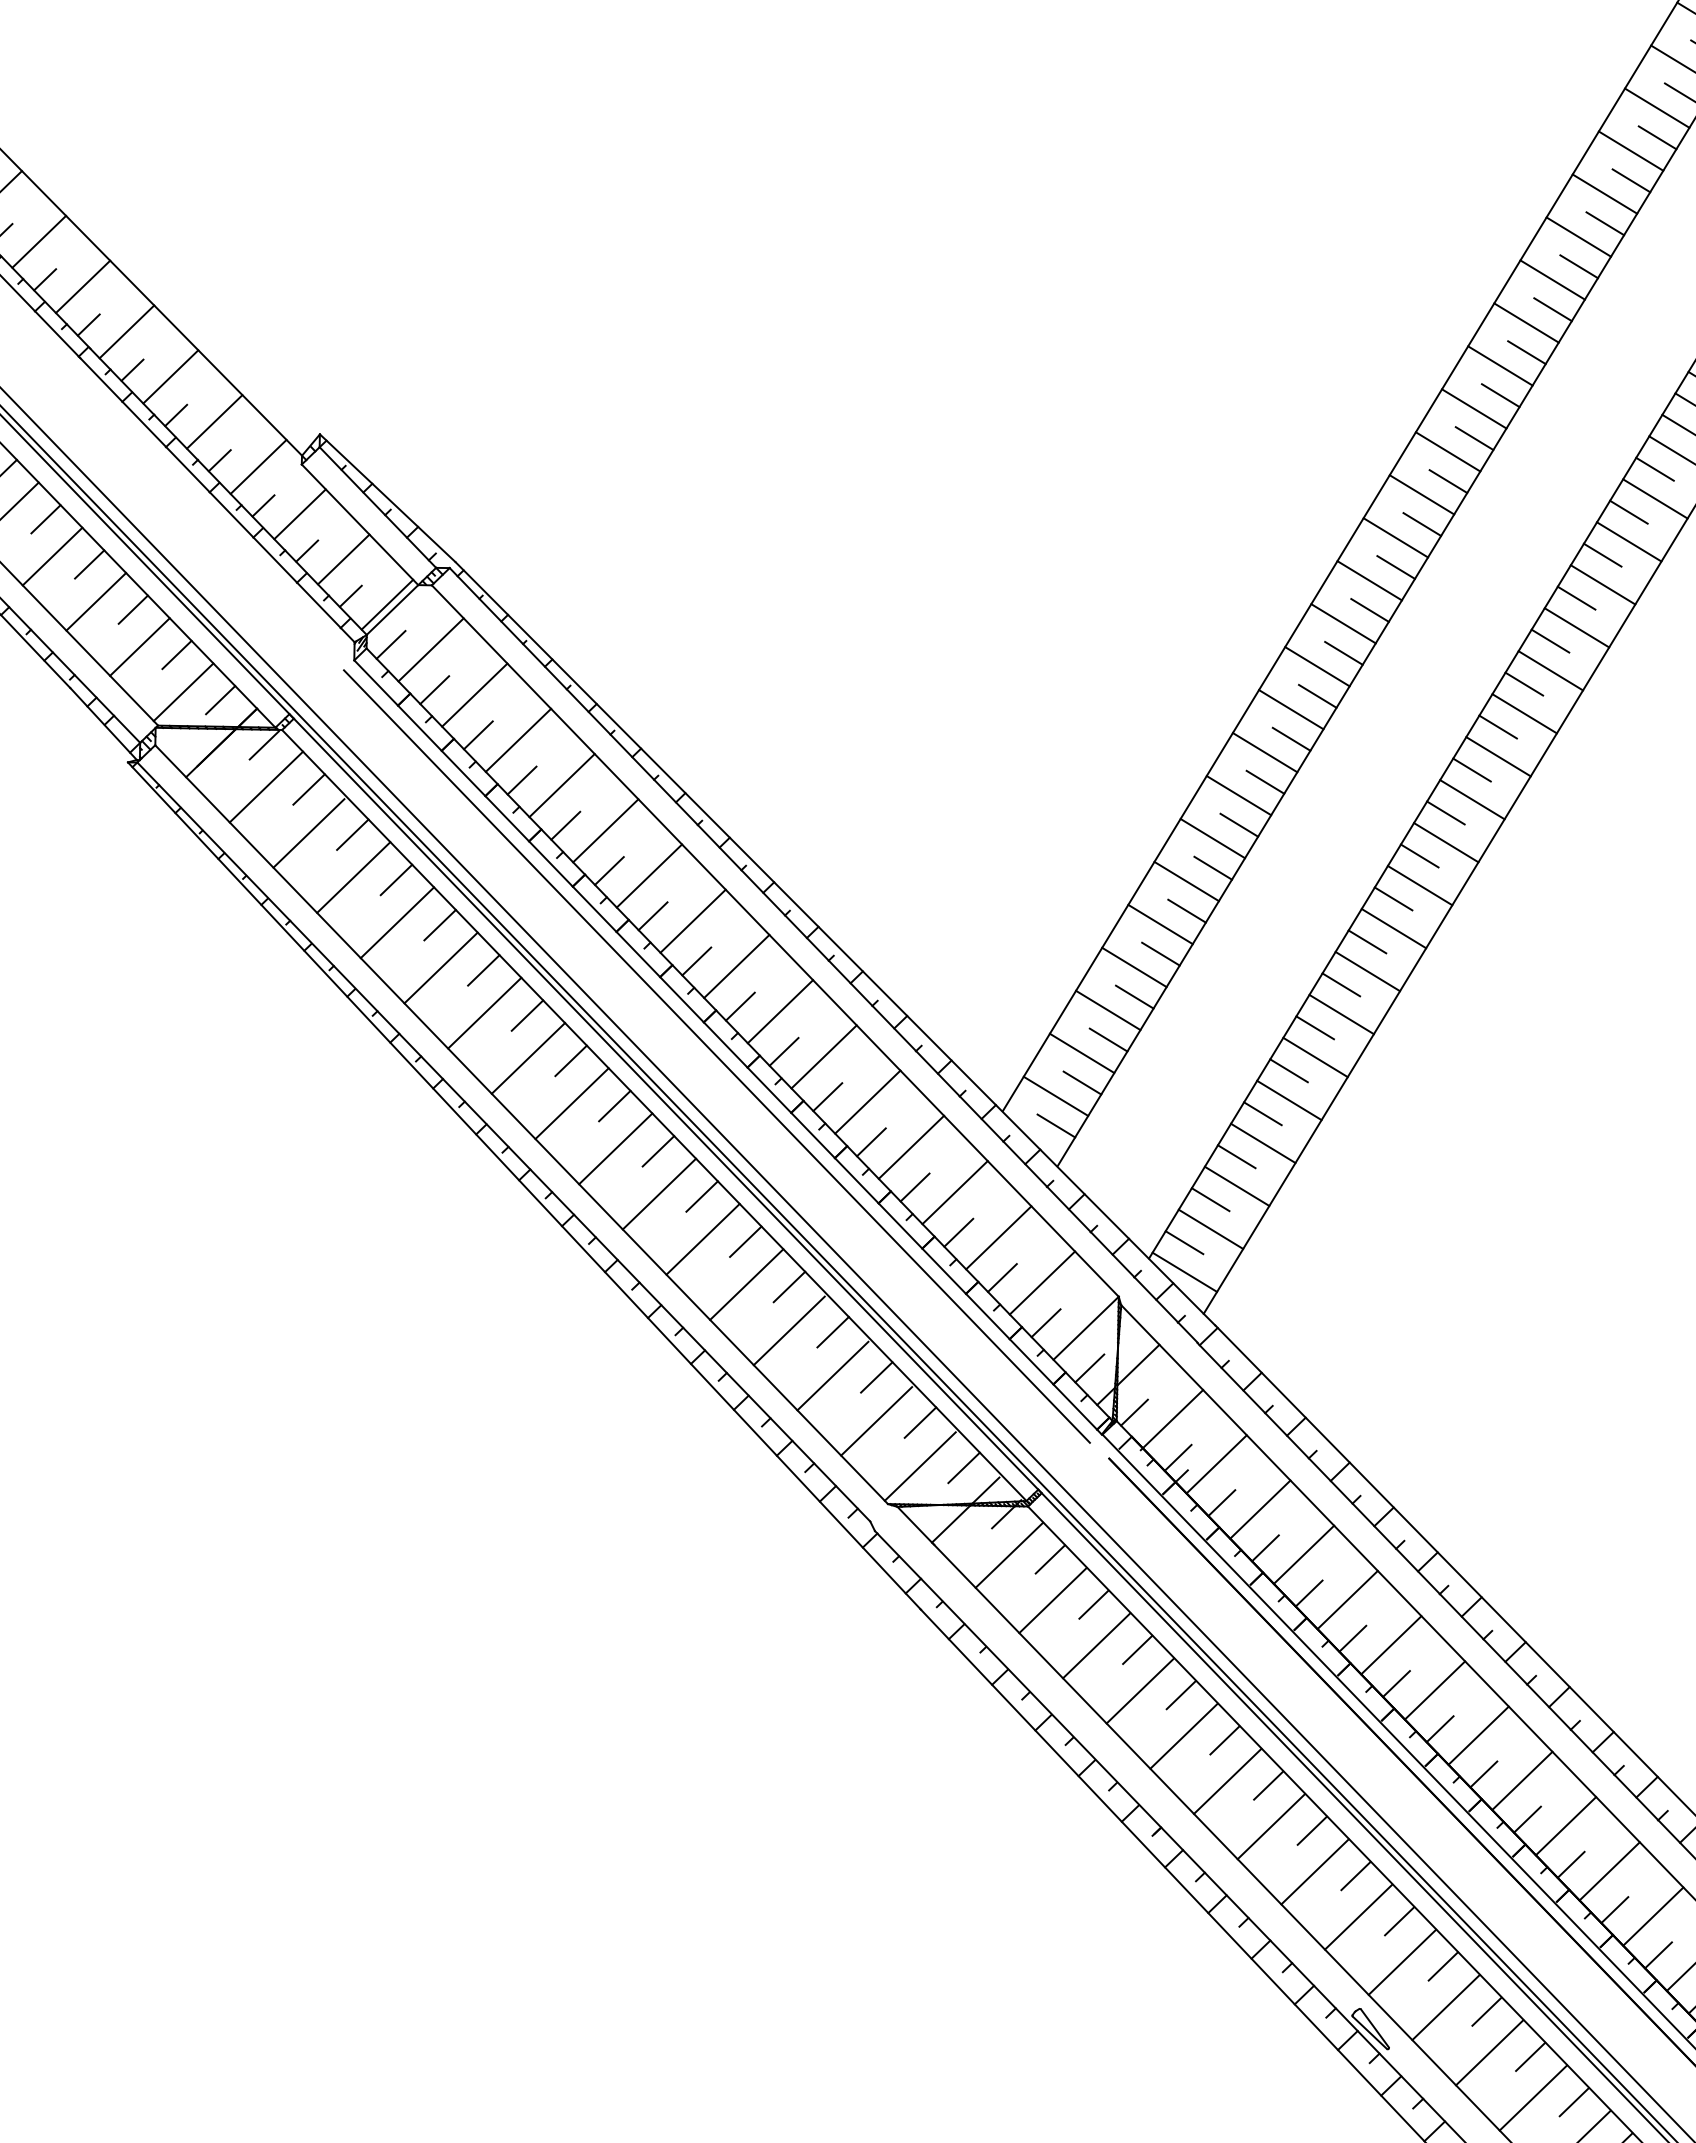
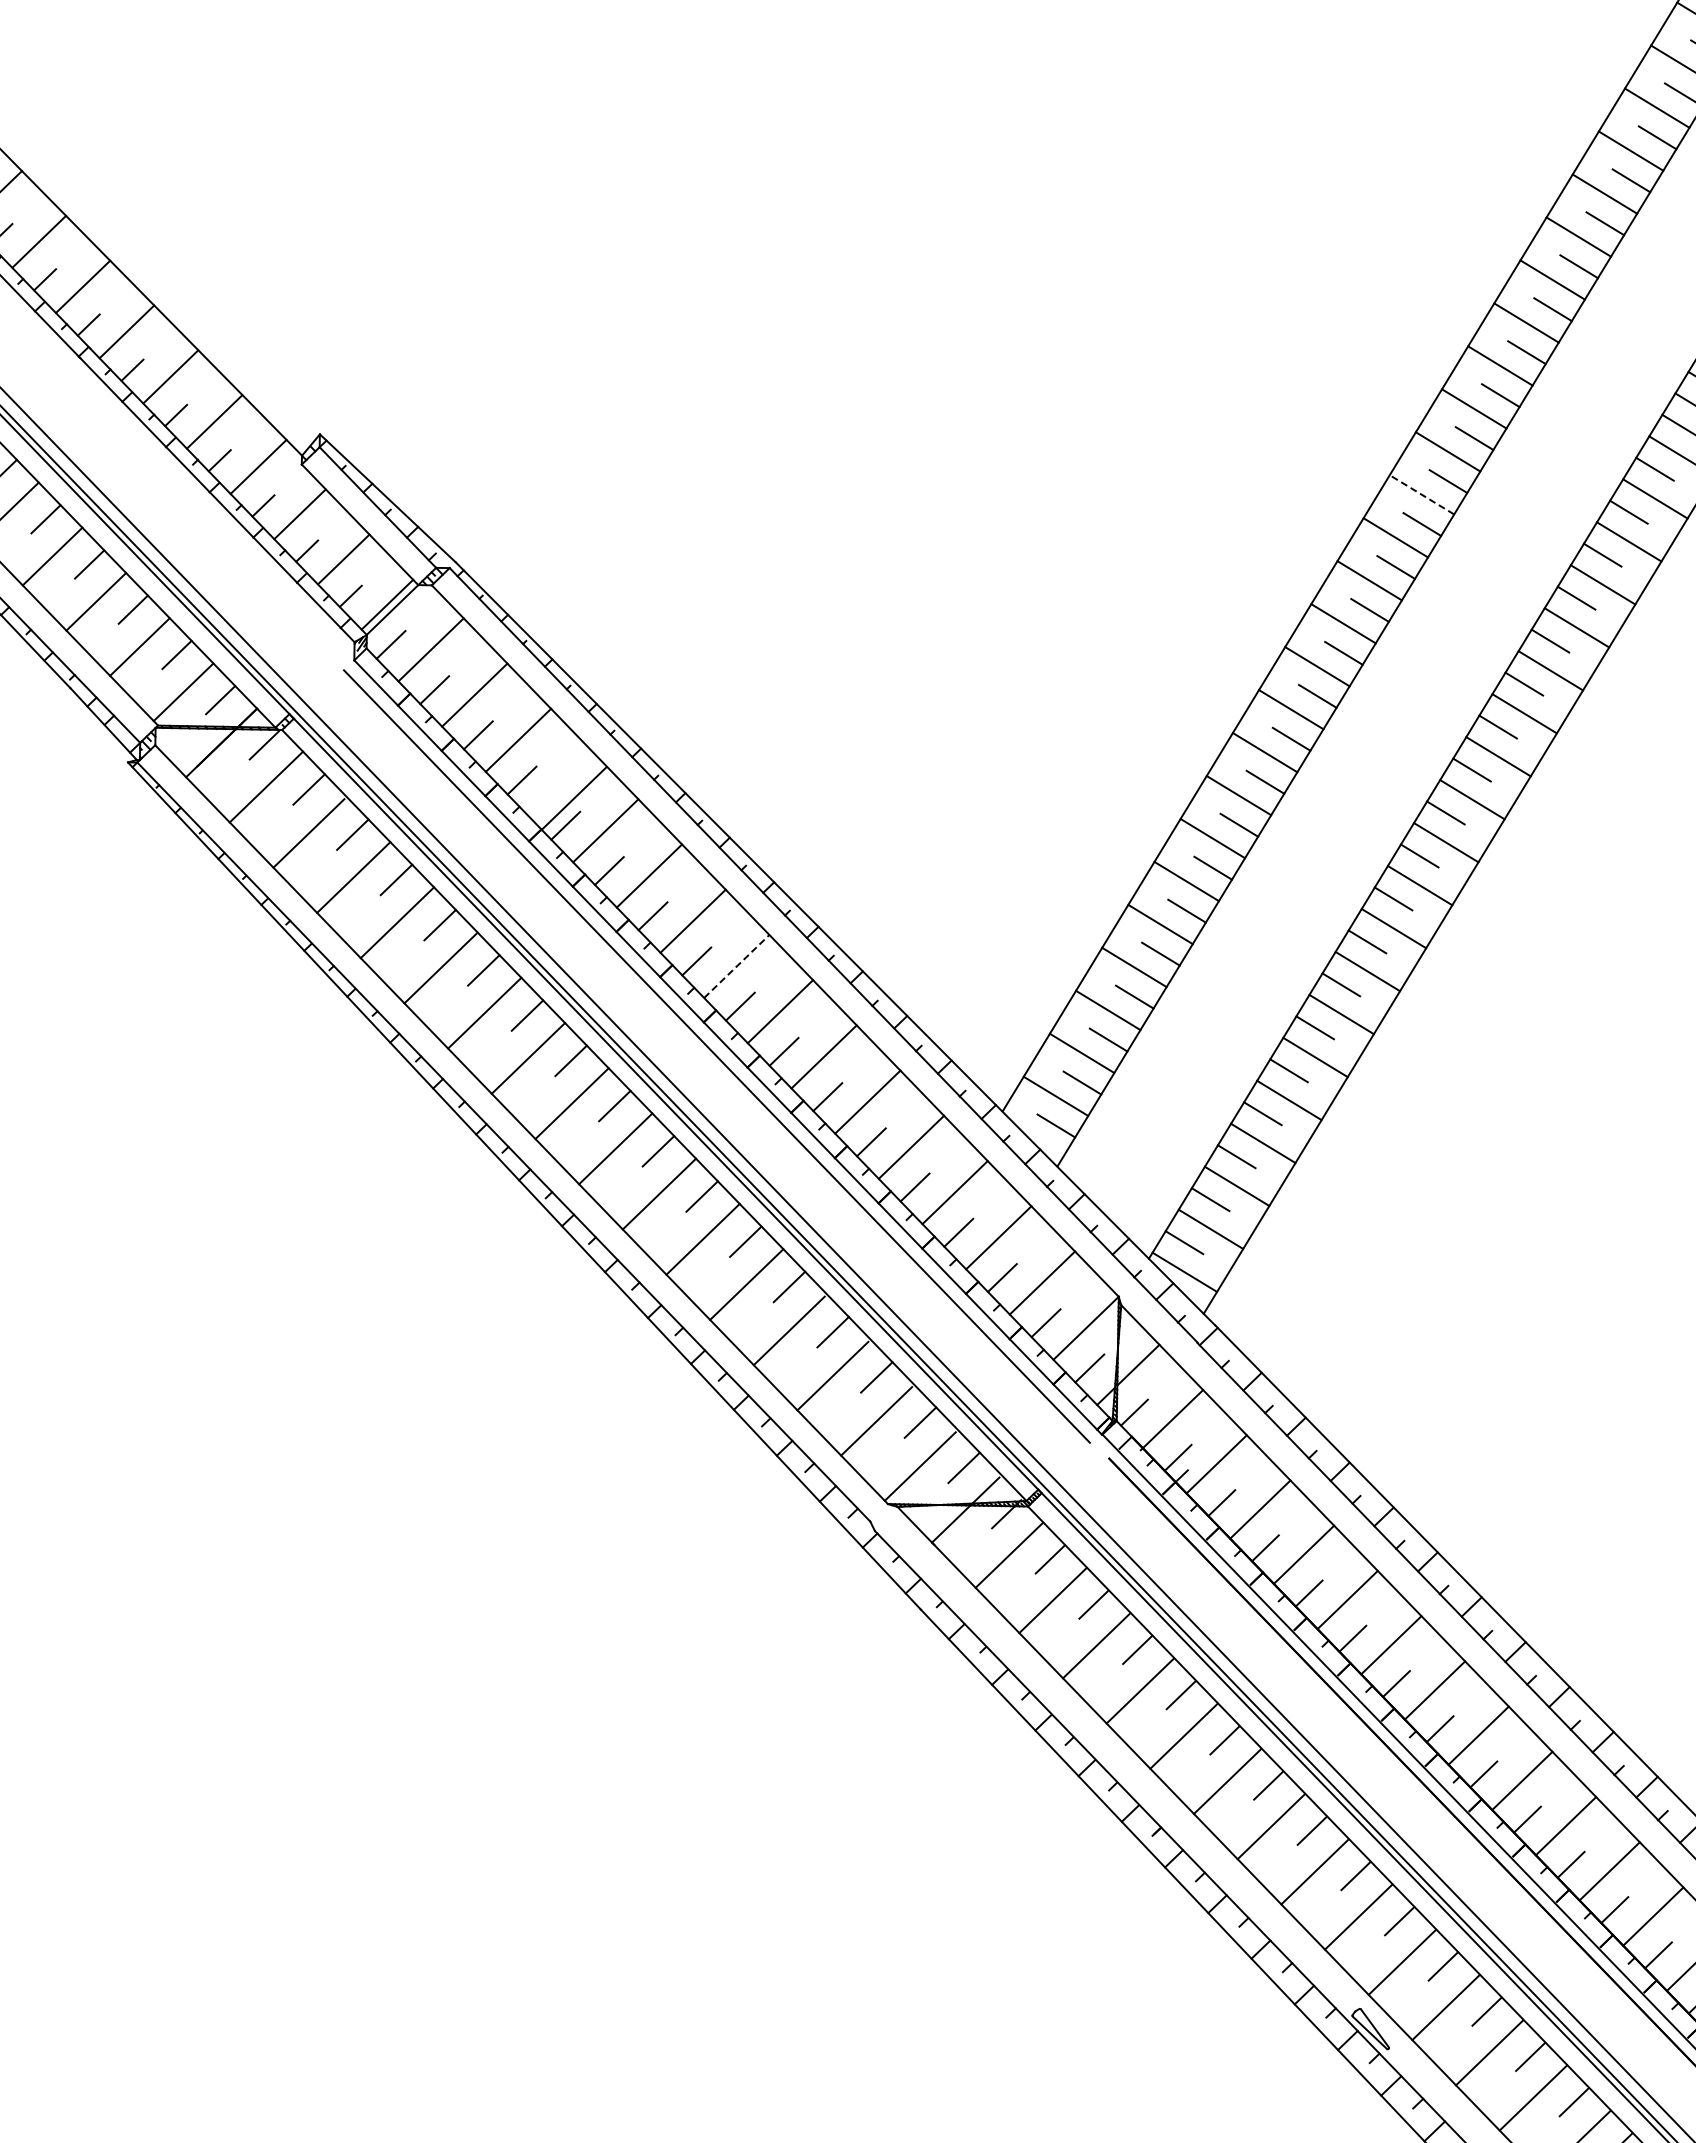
line: solid -> dashed (1421, 494)
line position: (561, 785) -> (573, 798) (573, 798)
line: solid -> dashed (737, 966)
